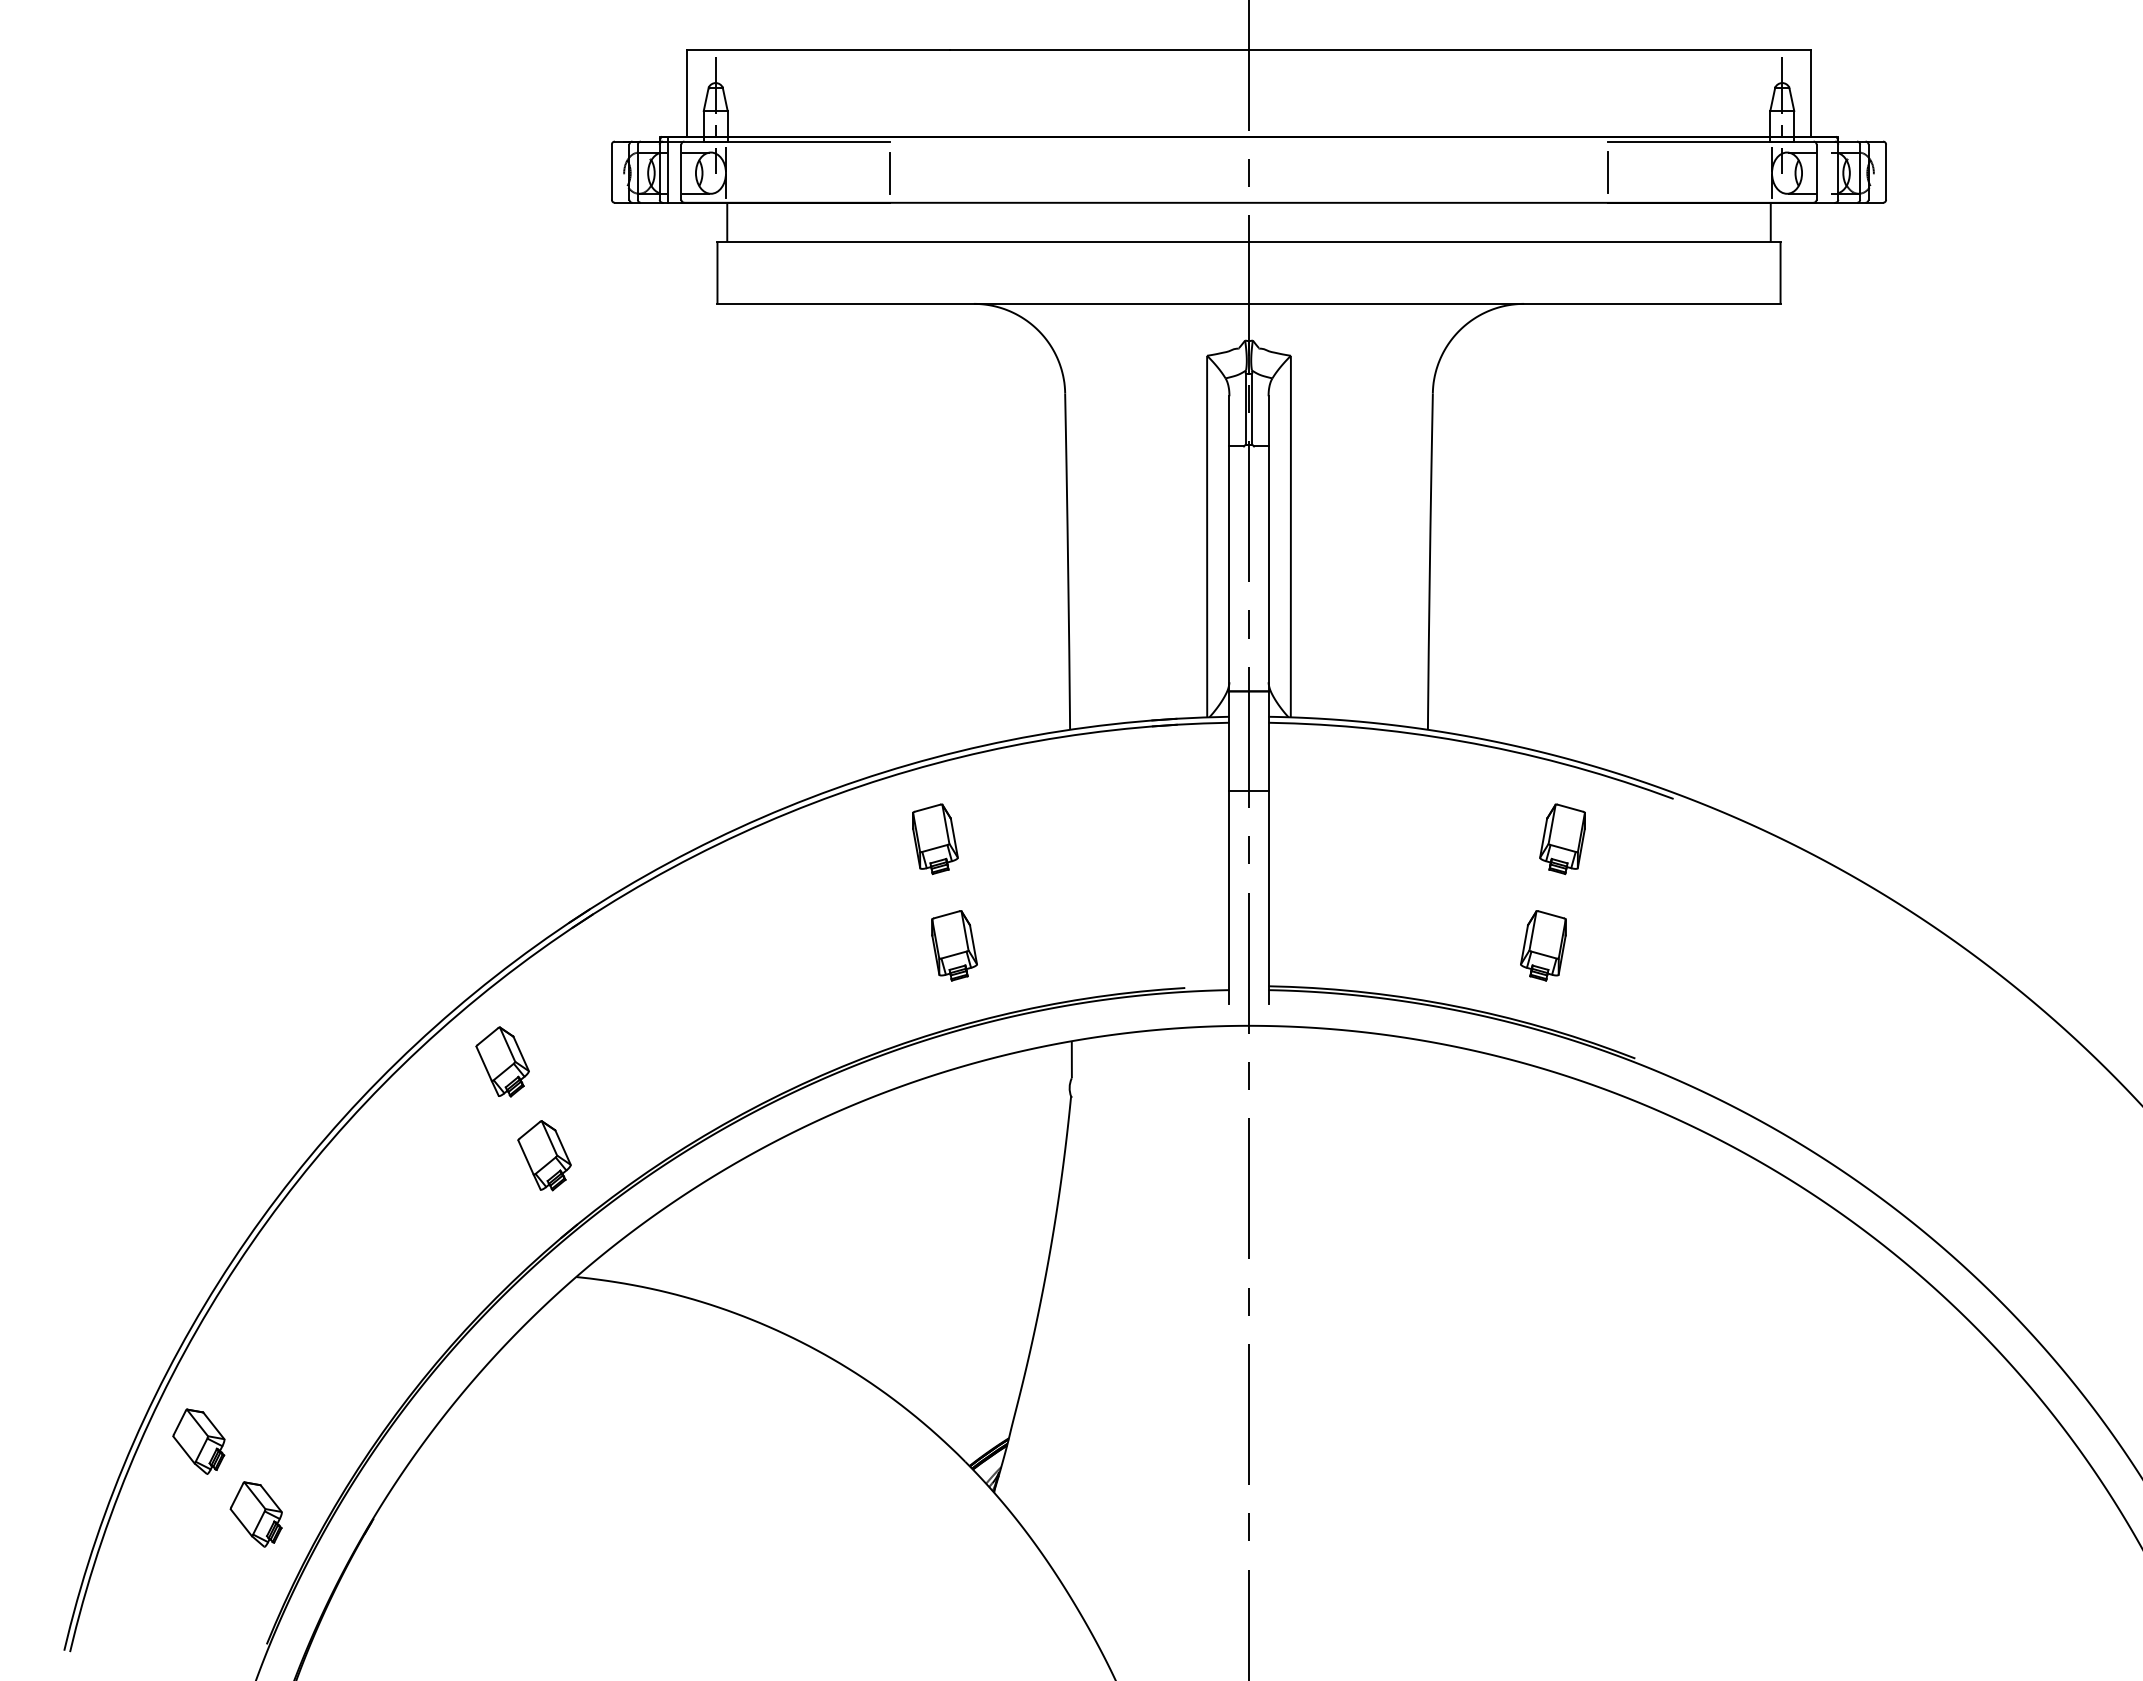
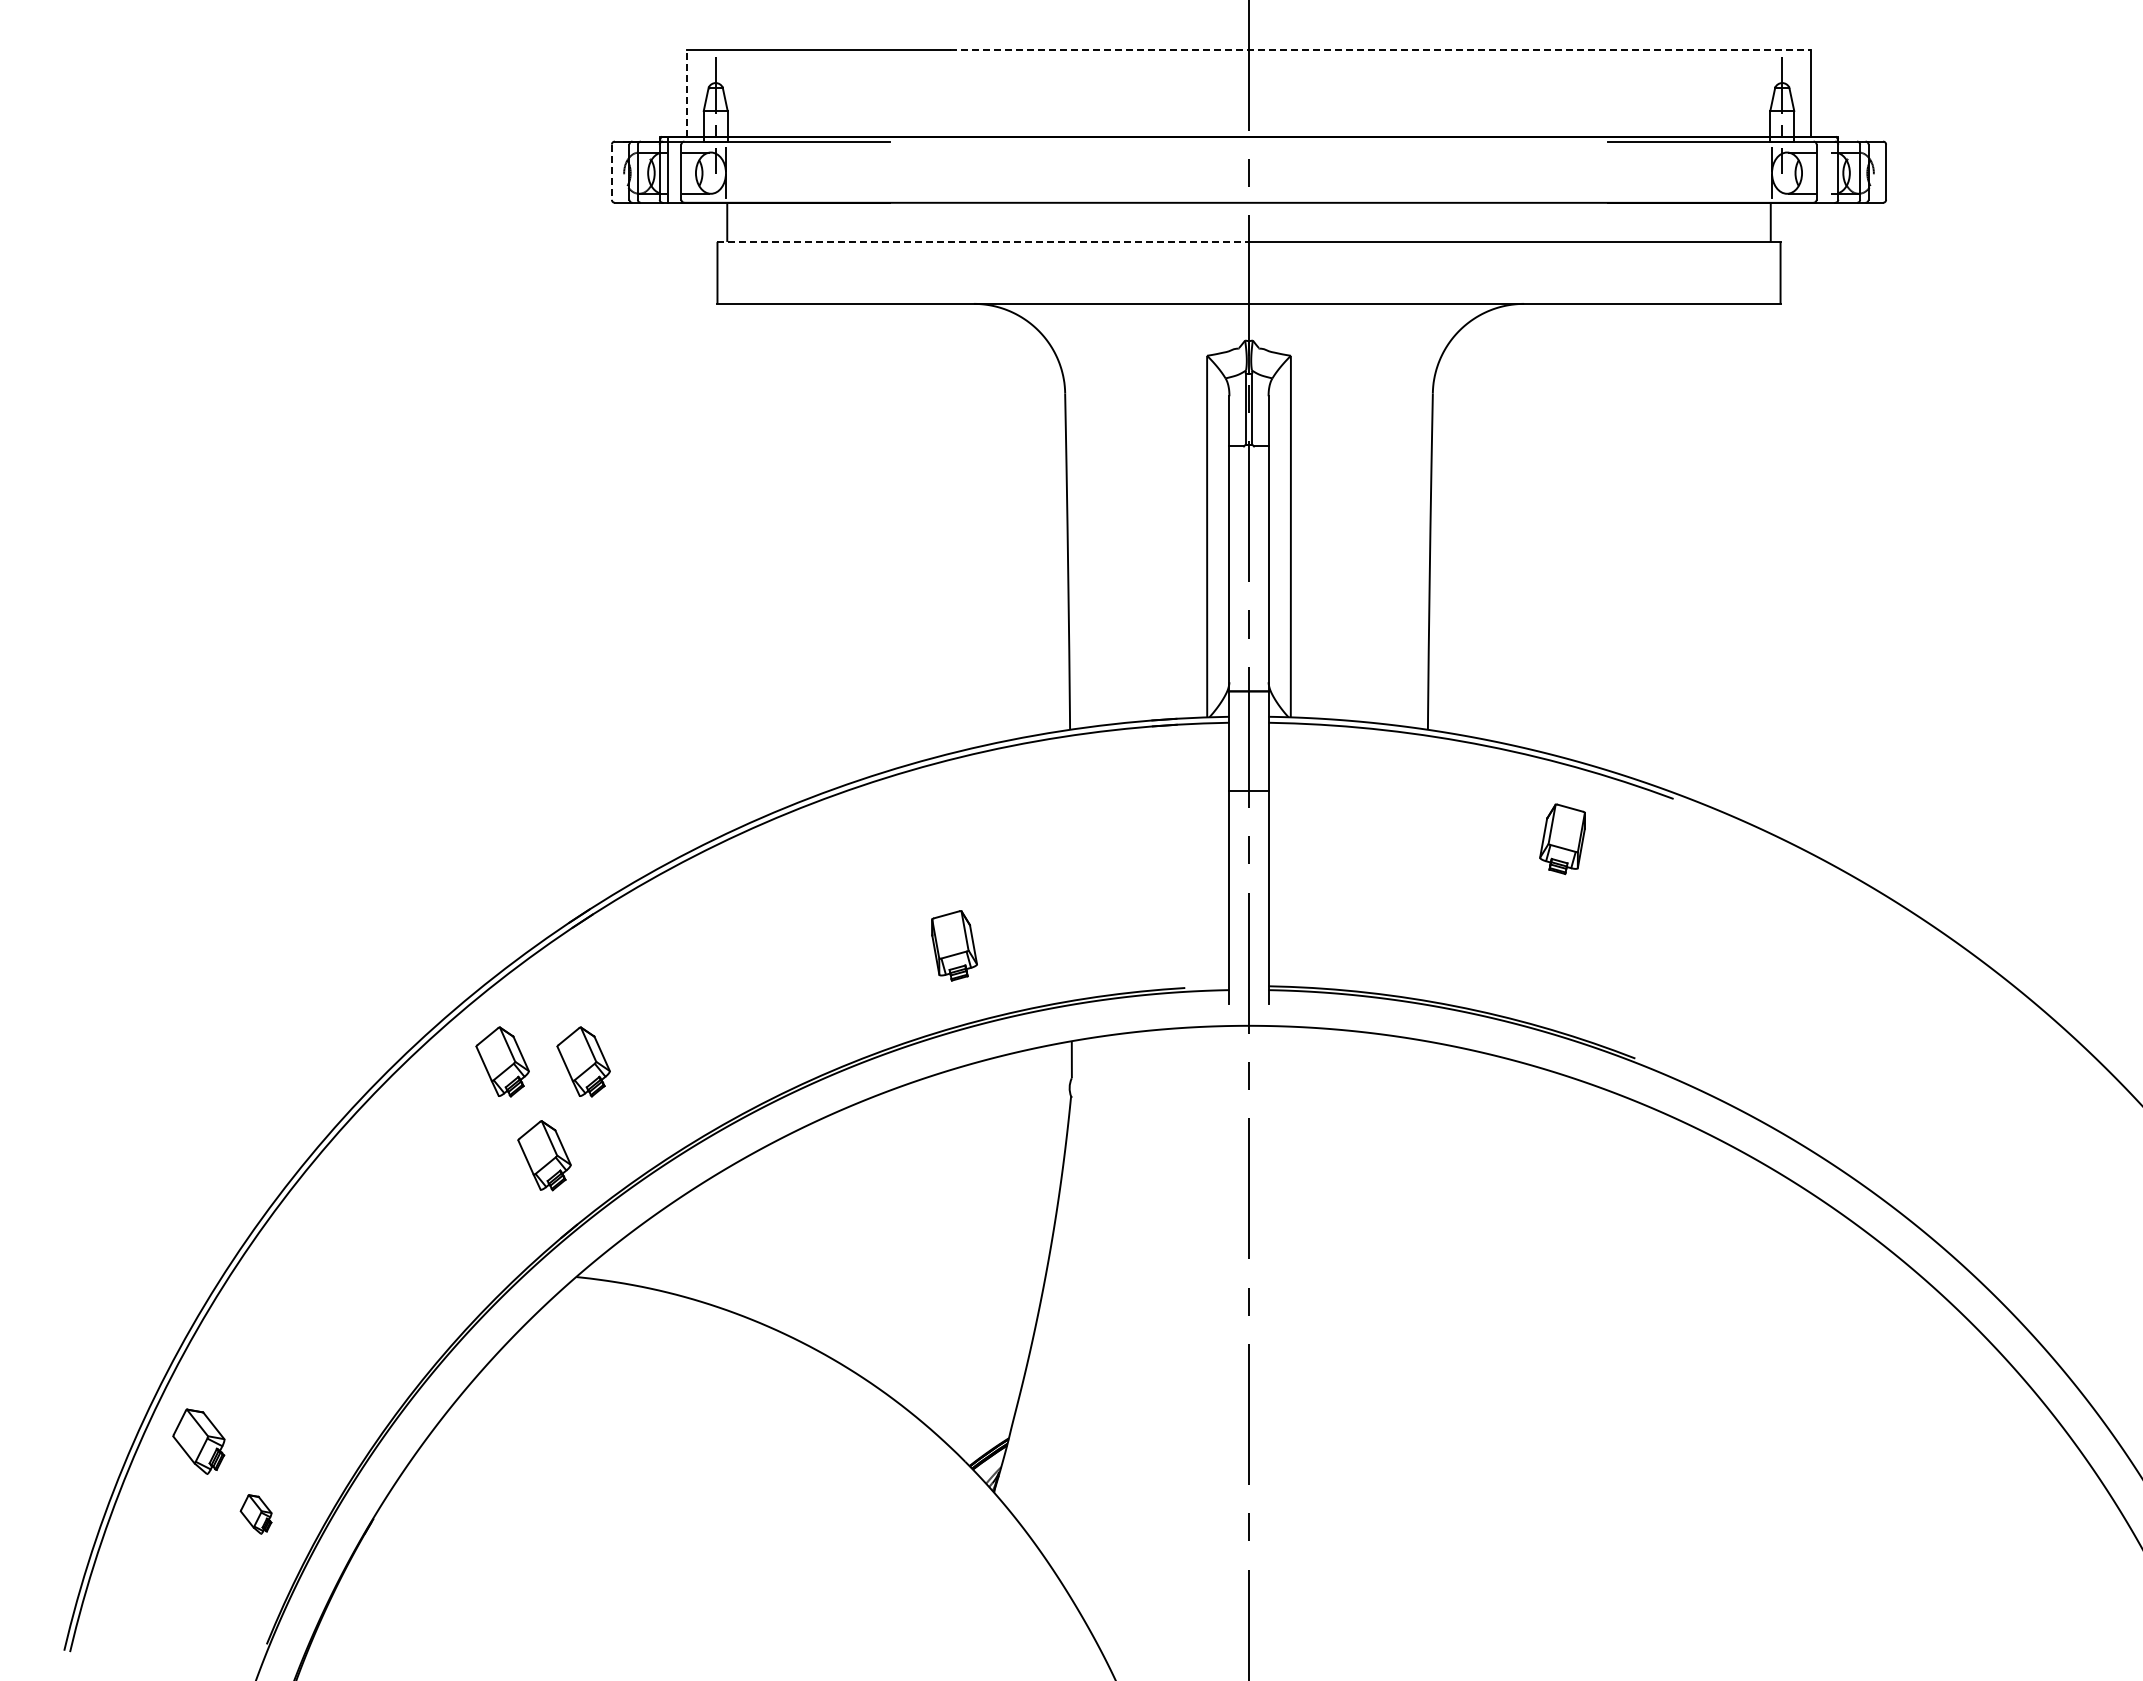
line: solid -> dashed (1381, 50)
line: solid -> dashed (687, 93)
line: solid -> dashed (611, 172)
line: present -> none (1608, 172)
line: present -> none (889, 173)
line: solid -> dashed (983, 241)
part: present -> none (935, 839)
part: present -> none (1543, 945)
part: none -> present (583, 1061)
part size: 54x67 px -> 34x41 px (255, 1514)
